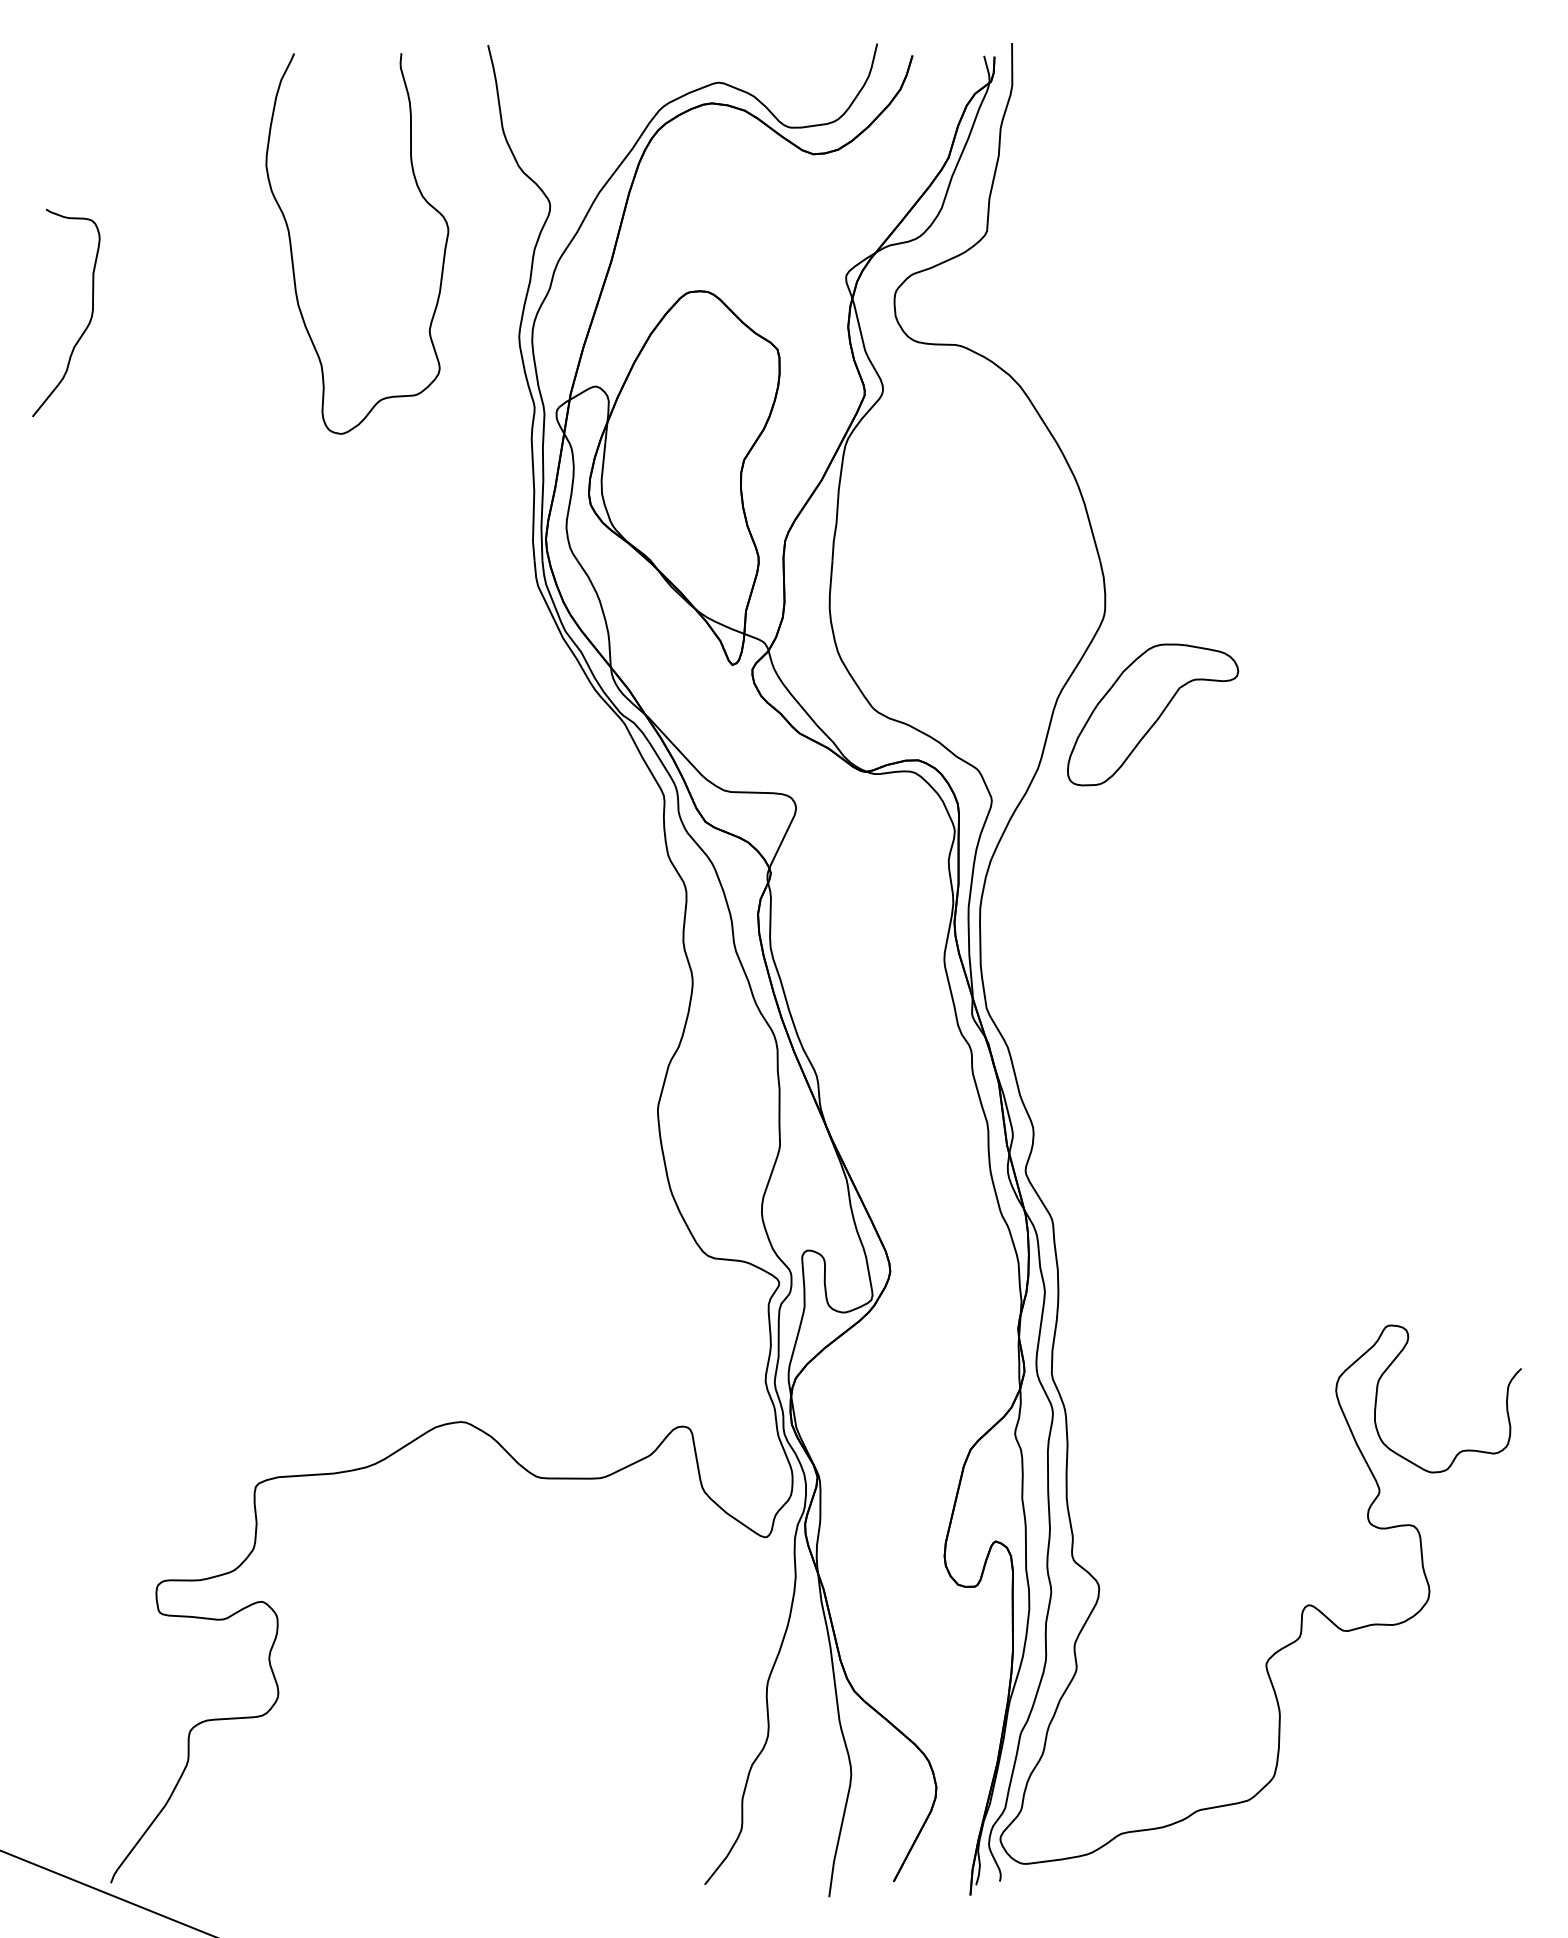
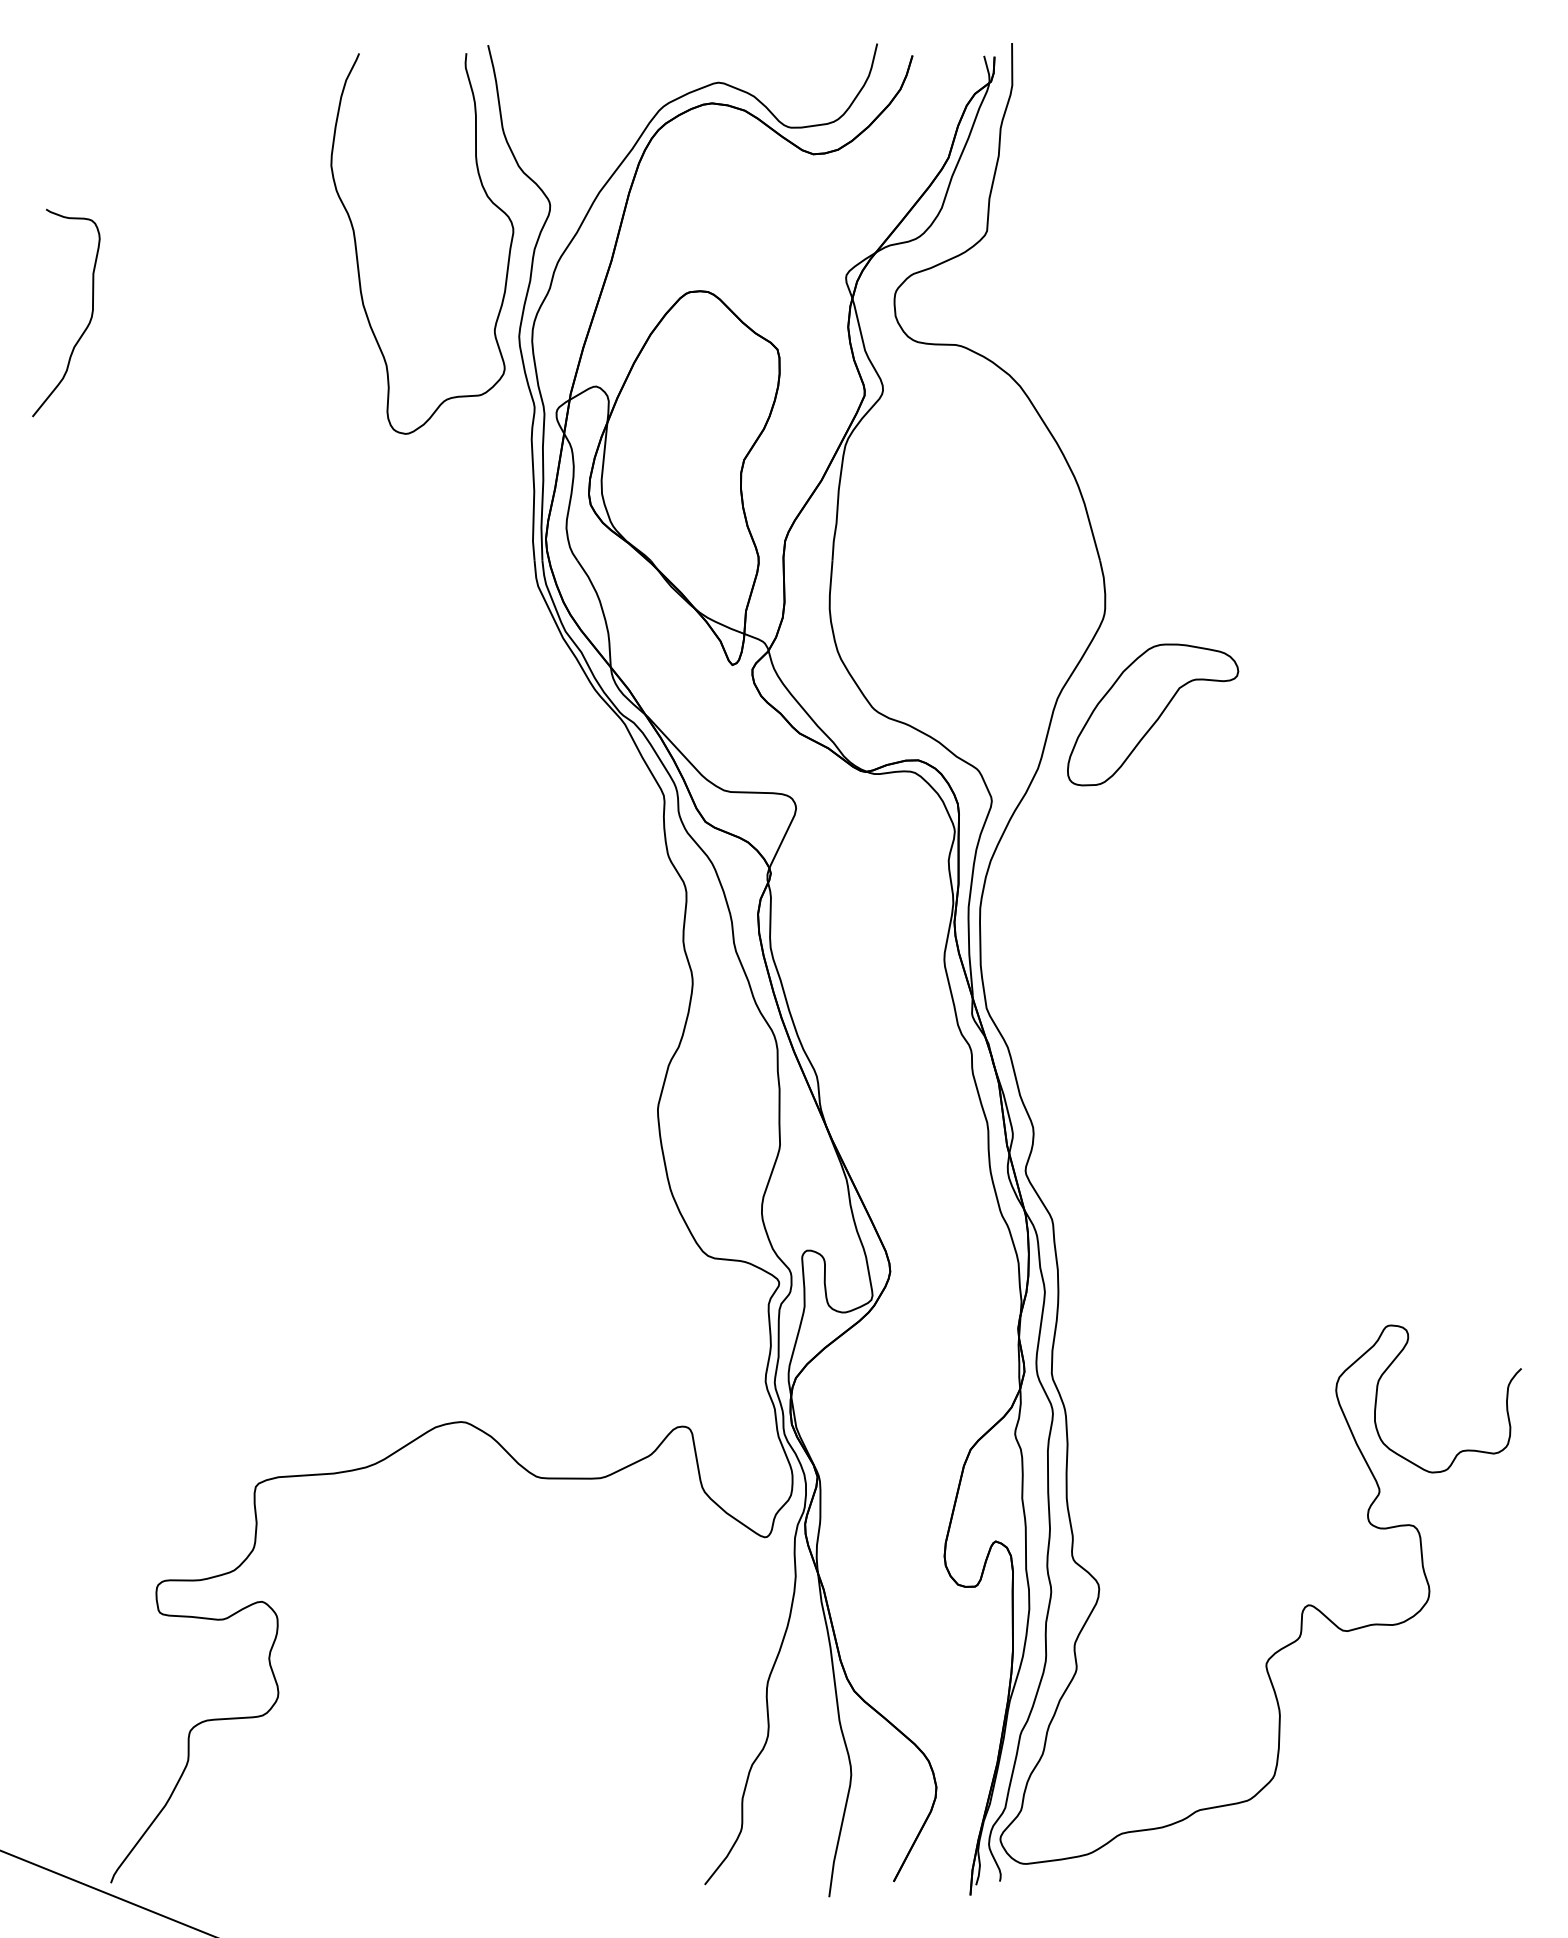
curve position: (292, 250) -> (357, 250) (357, 250)
